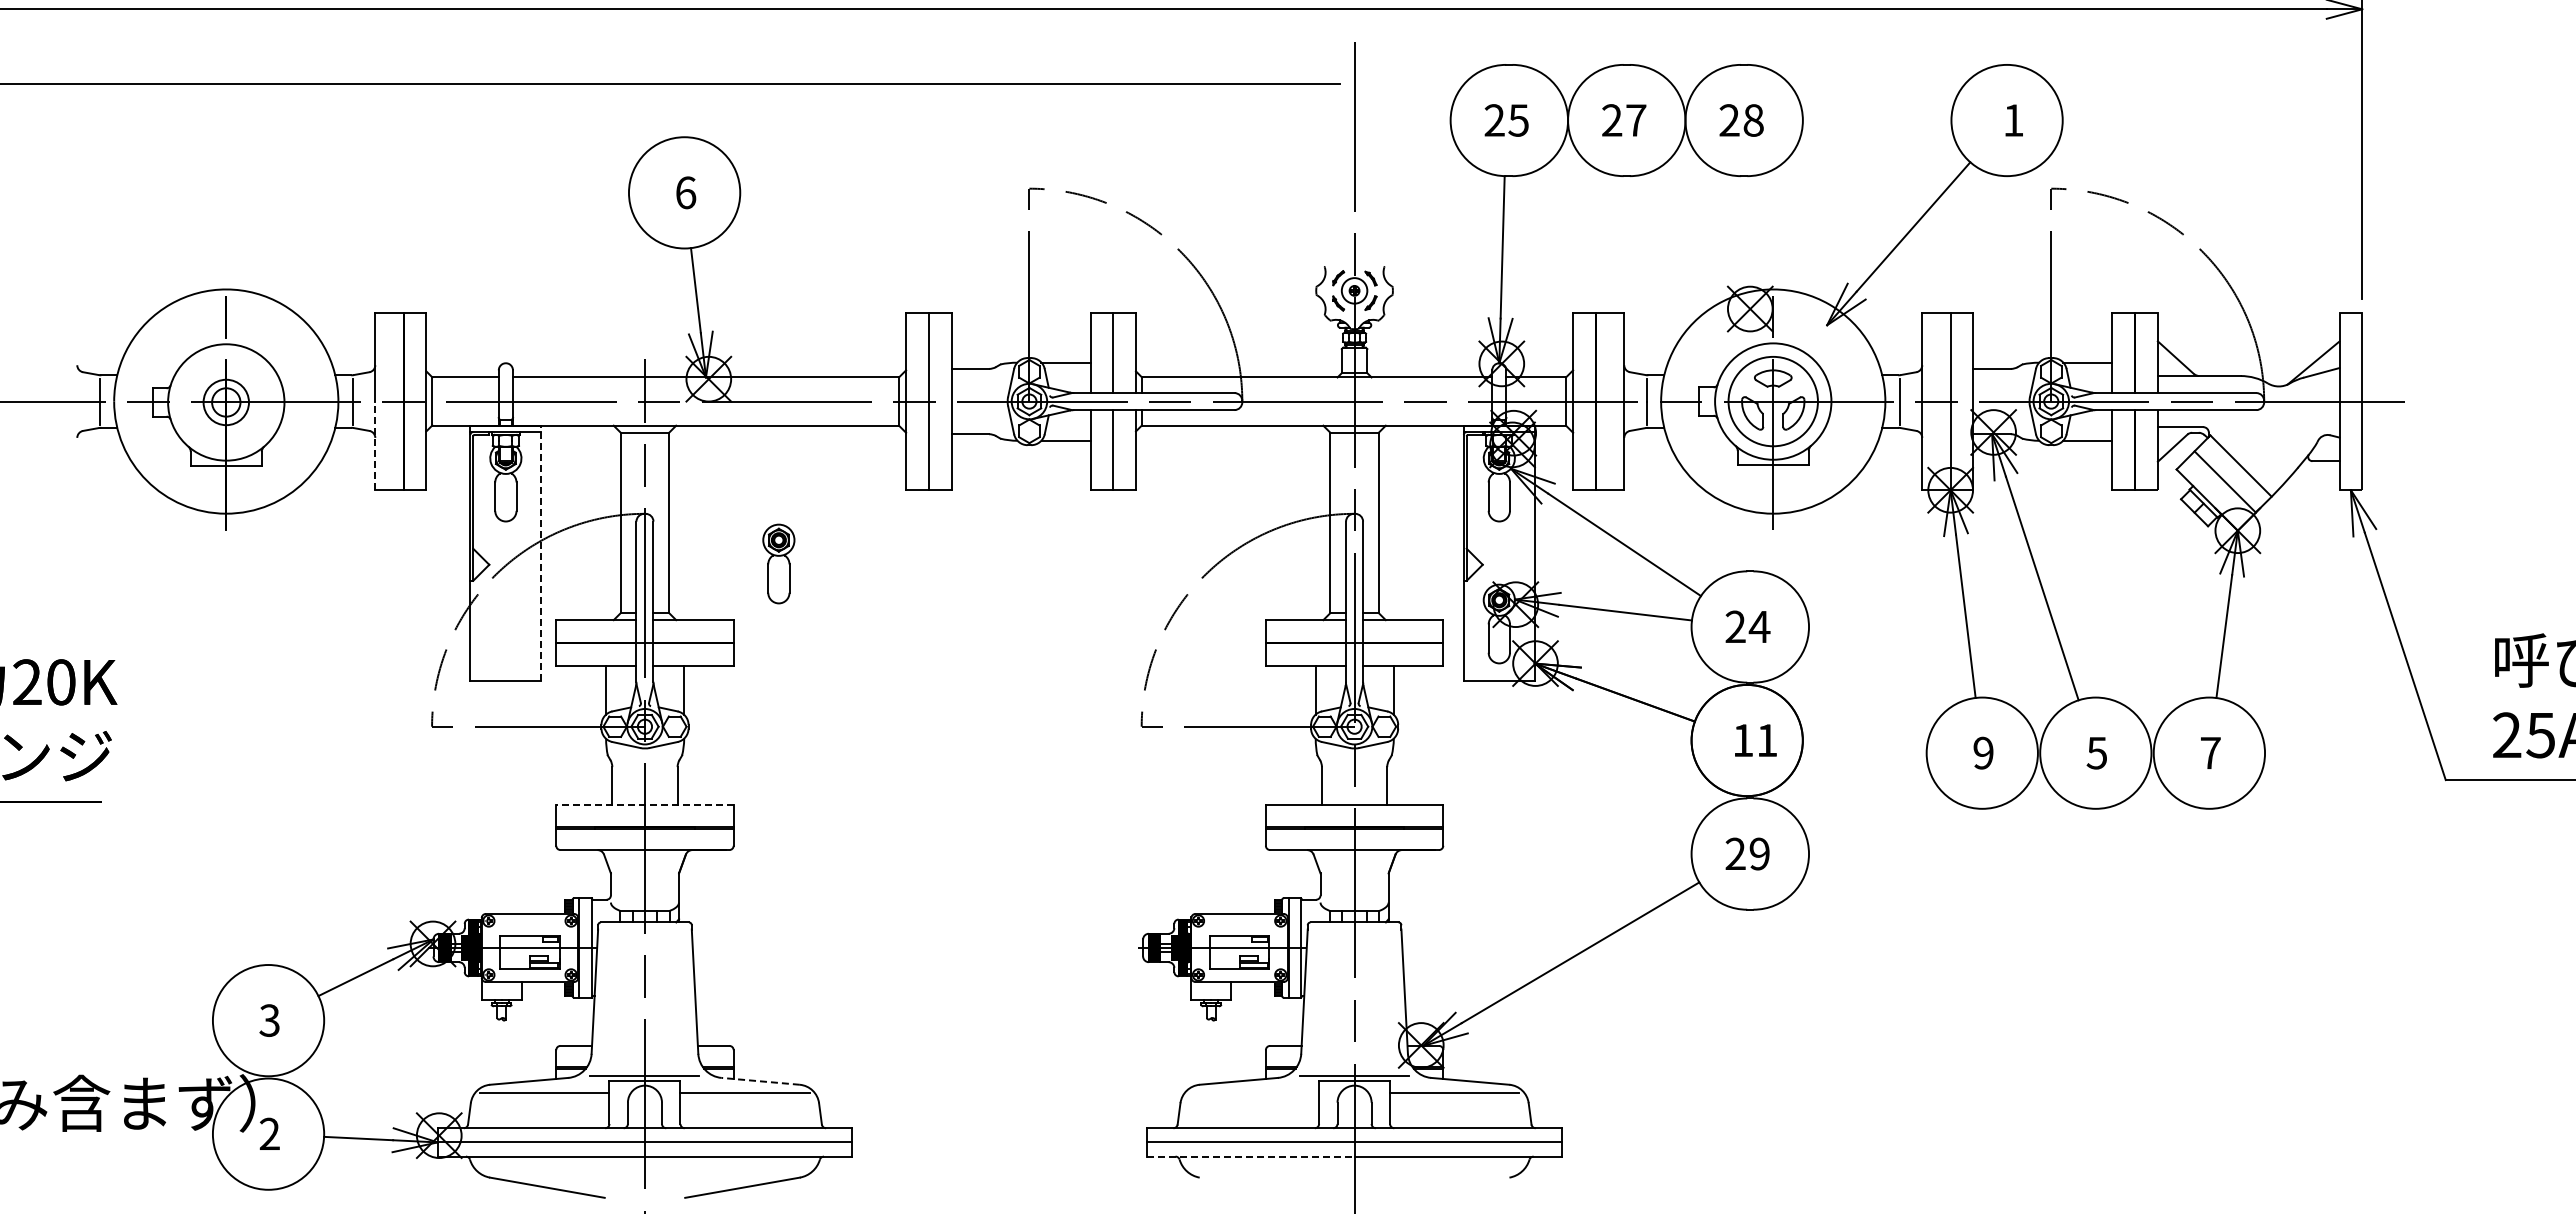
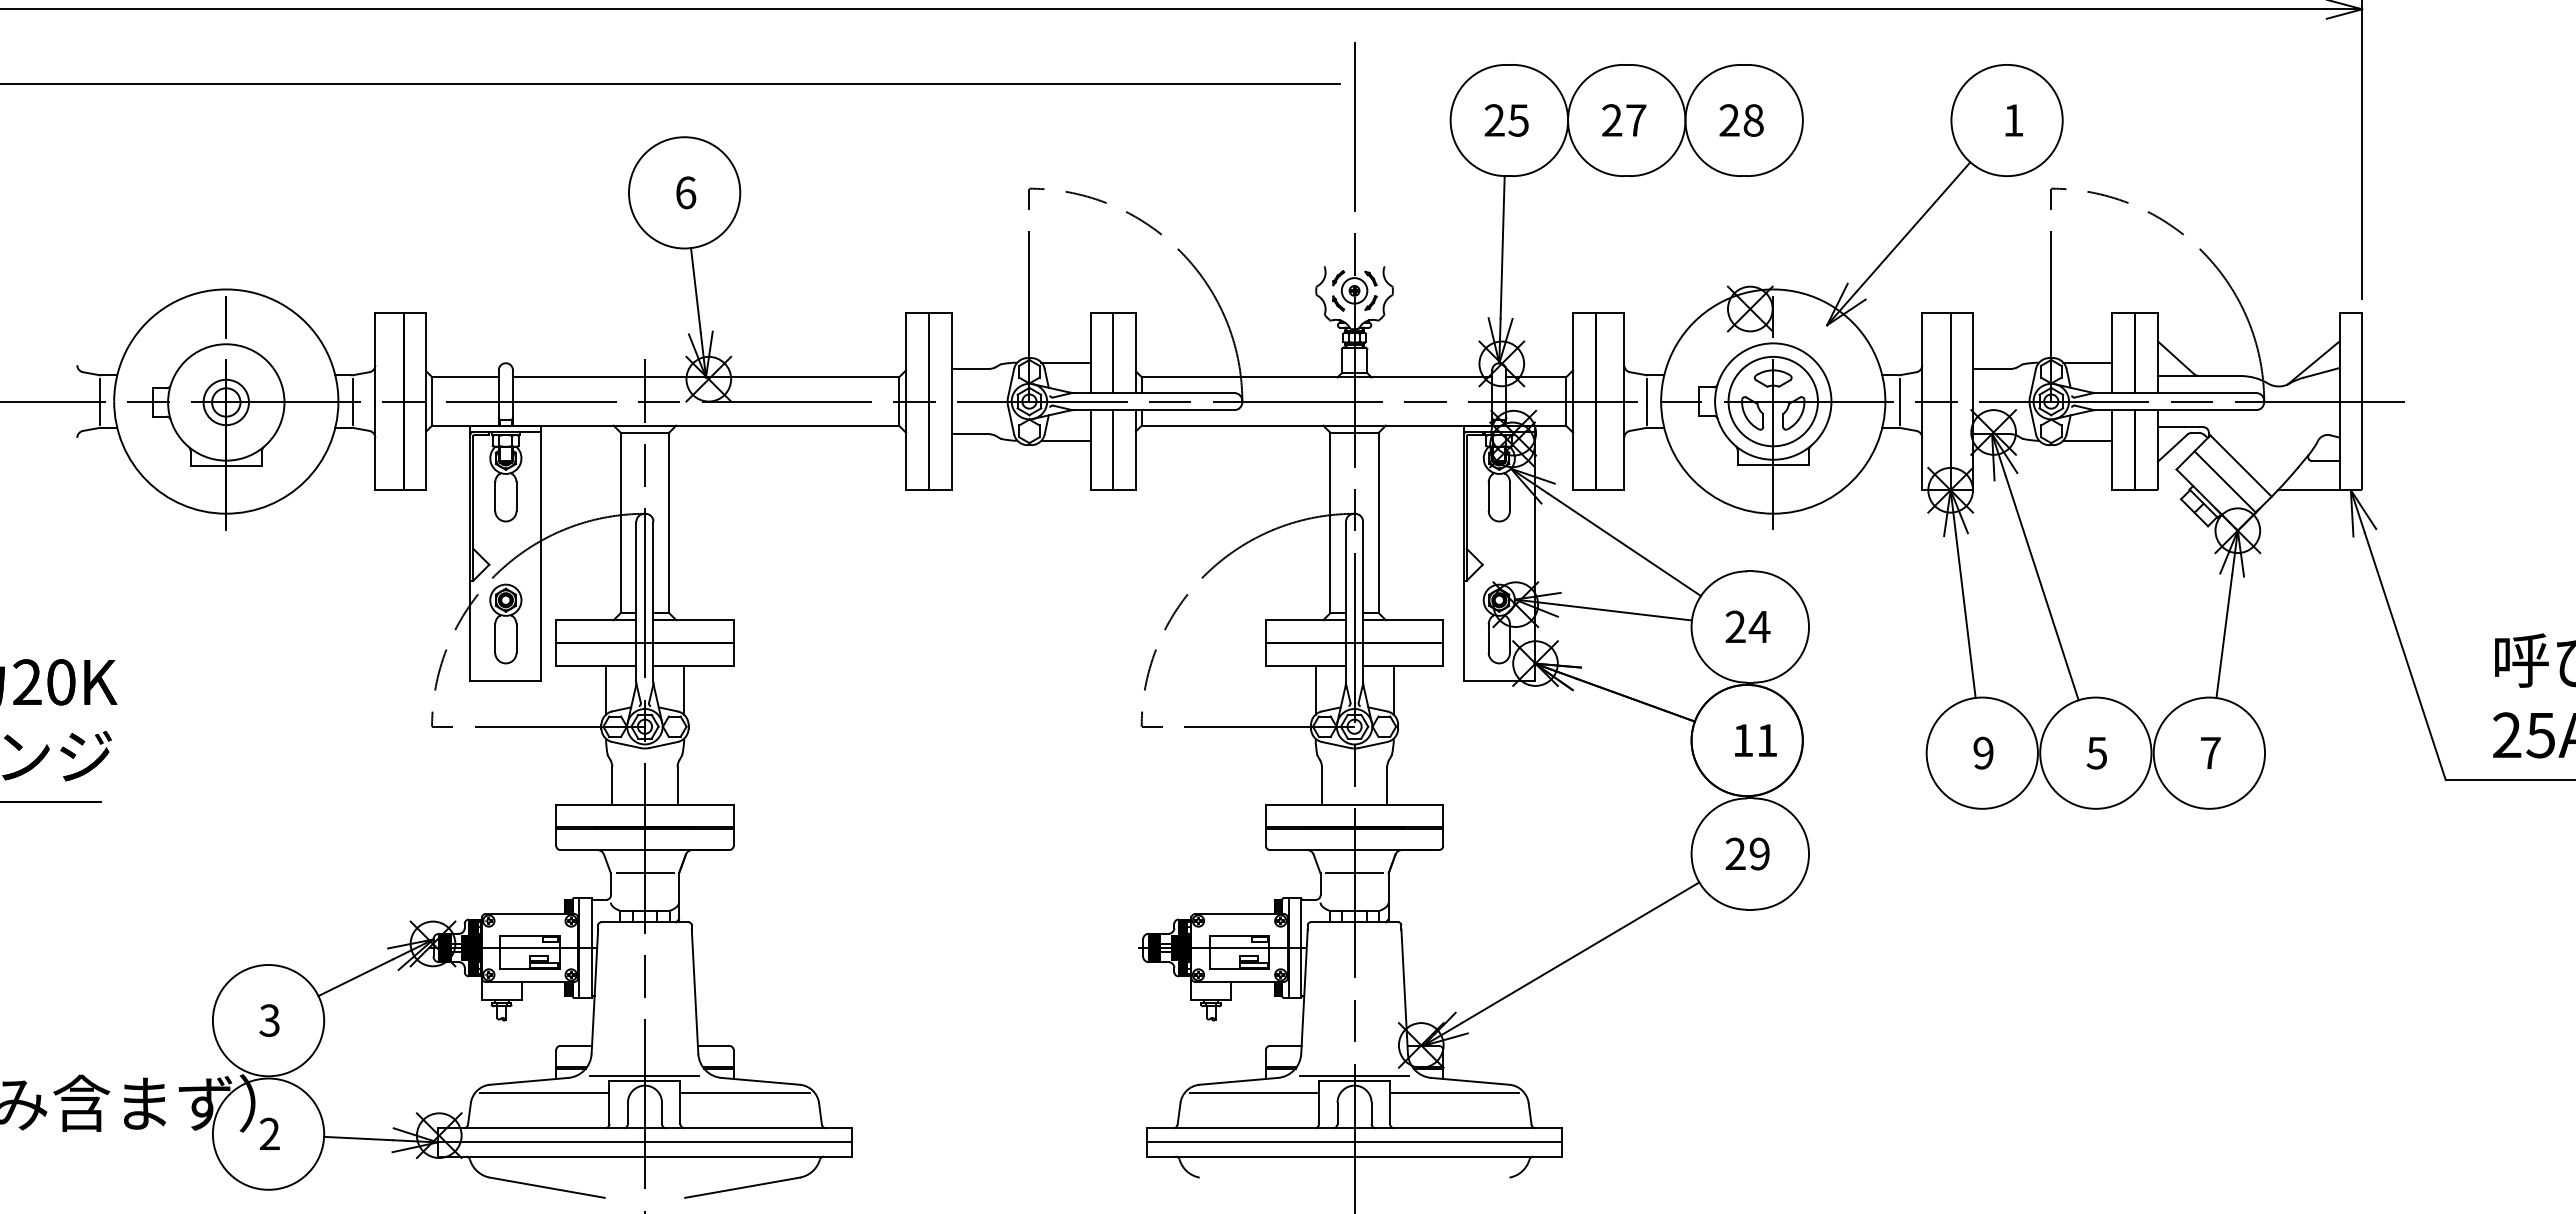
line: dashed -> solid (375, 446)
line: none -> present (2308, 490)
line: dashed -> solid (541, 553)
part position: (778, 563) -> (505, 623) (505, 623)
line: dashed -> solid (644, 804)
line: none -> present (644, 873)
line: none -> present (1354, 873)
line: dashed -> solid (760, 1081)
line: none -> present (1254, 1092)
line: dashed -> solid (1250, 1156)
